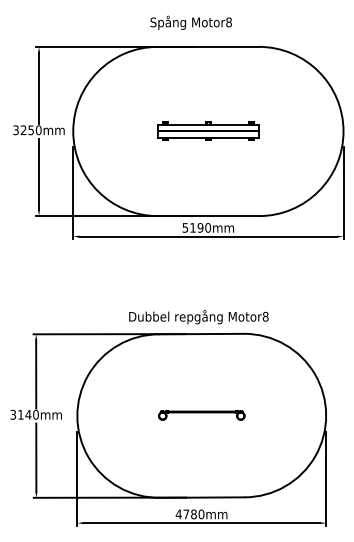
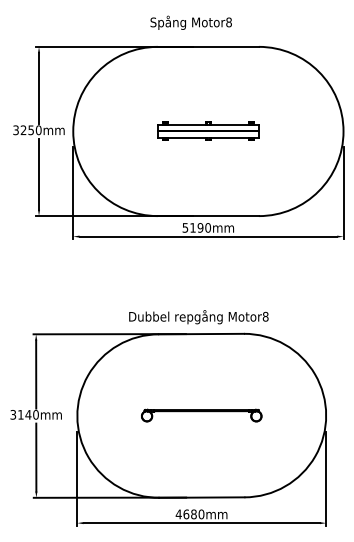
part size: 88x11 px -> 122x15 px (201, 415)
text: 4780mm -> 4680mm (186, 514)
